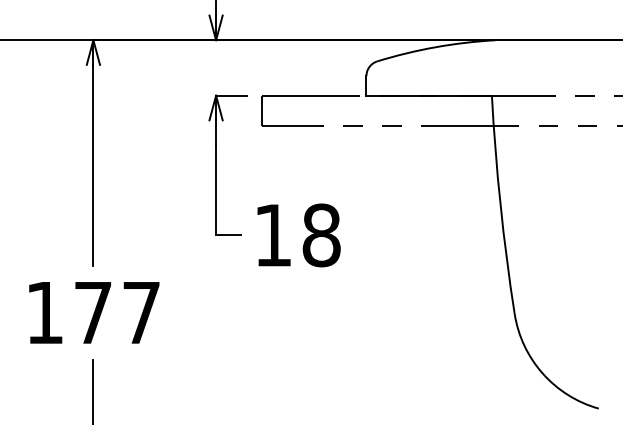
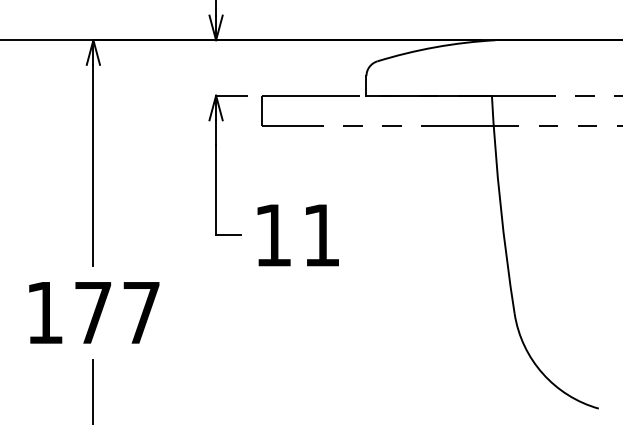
text: 18 -> 11 (321, 235)
